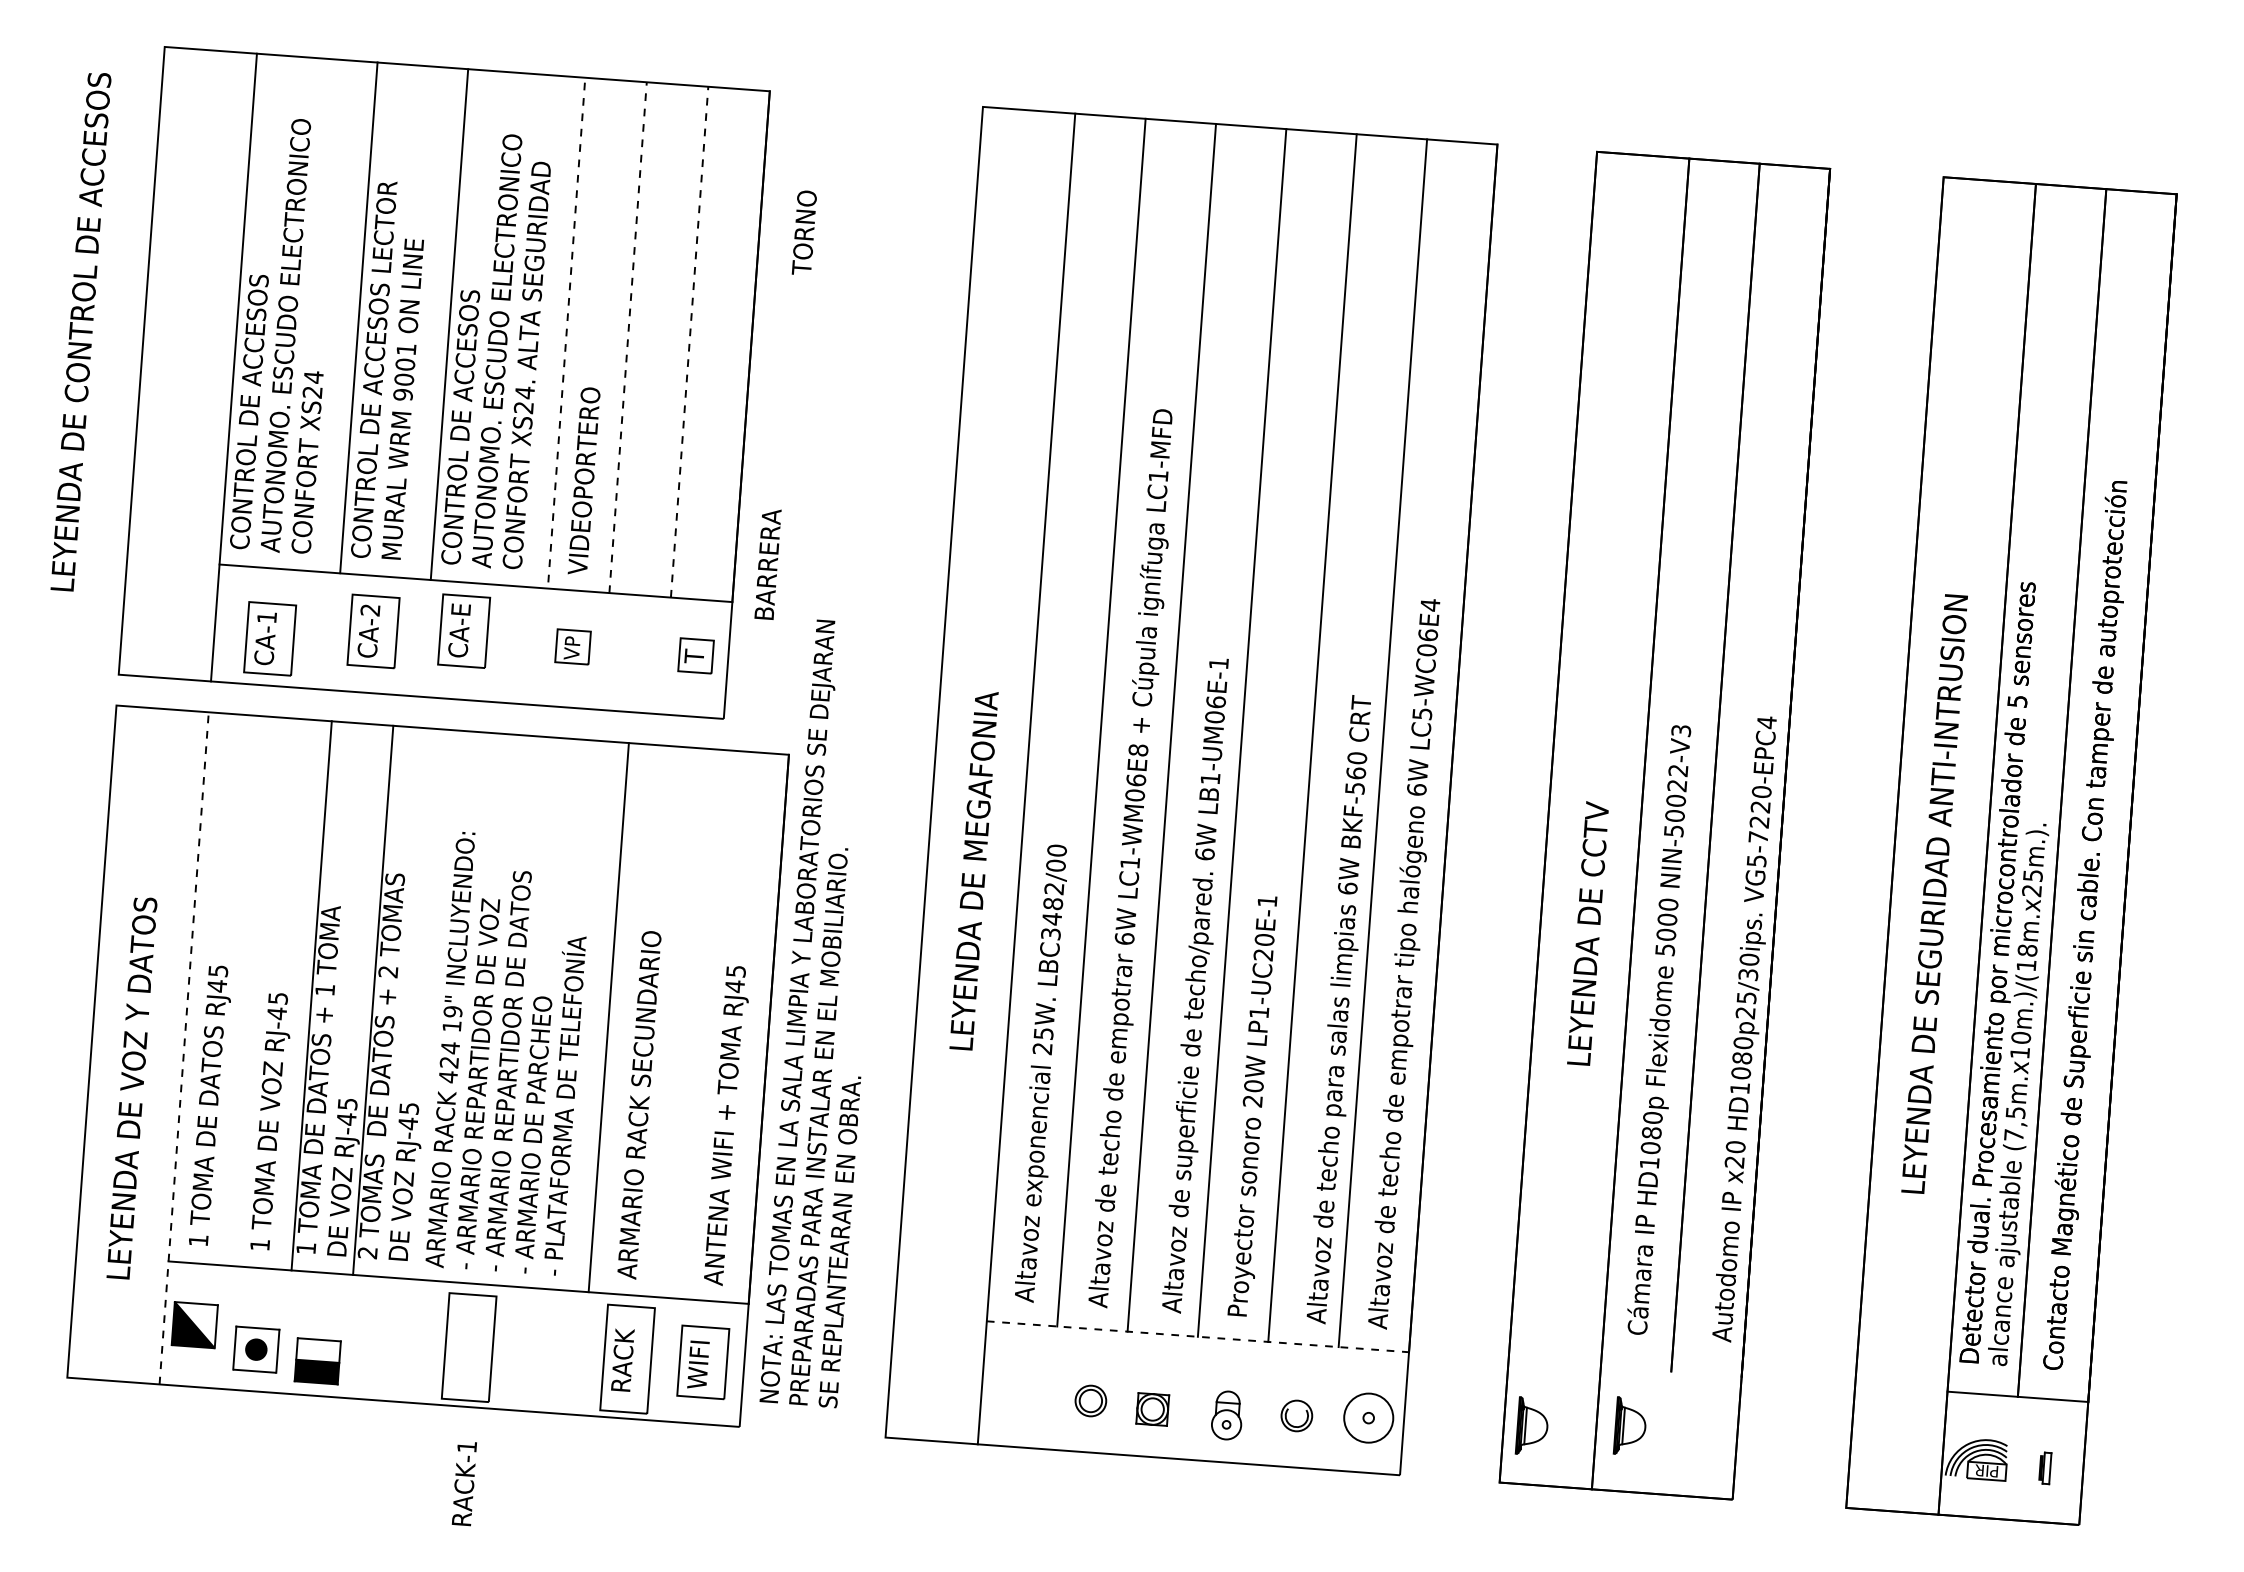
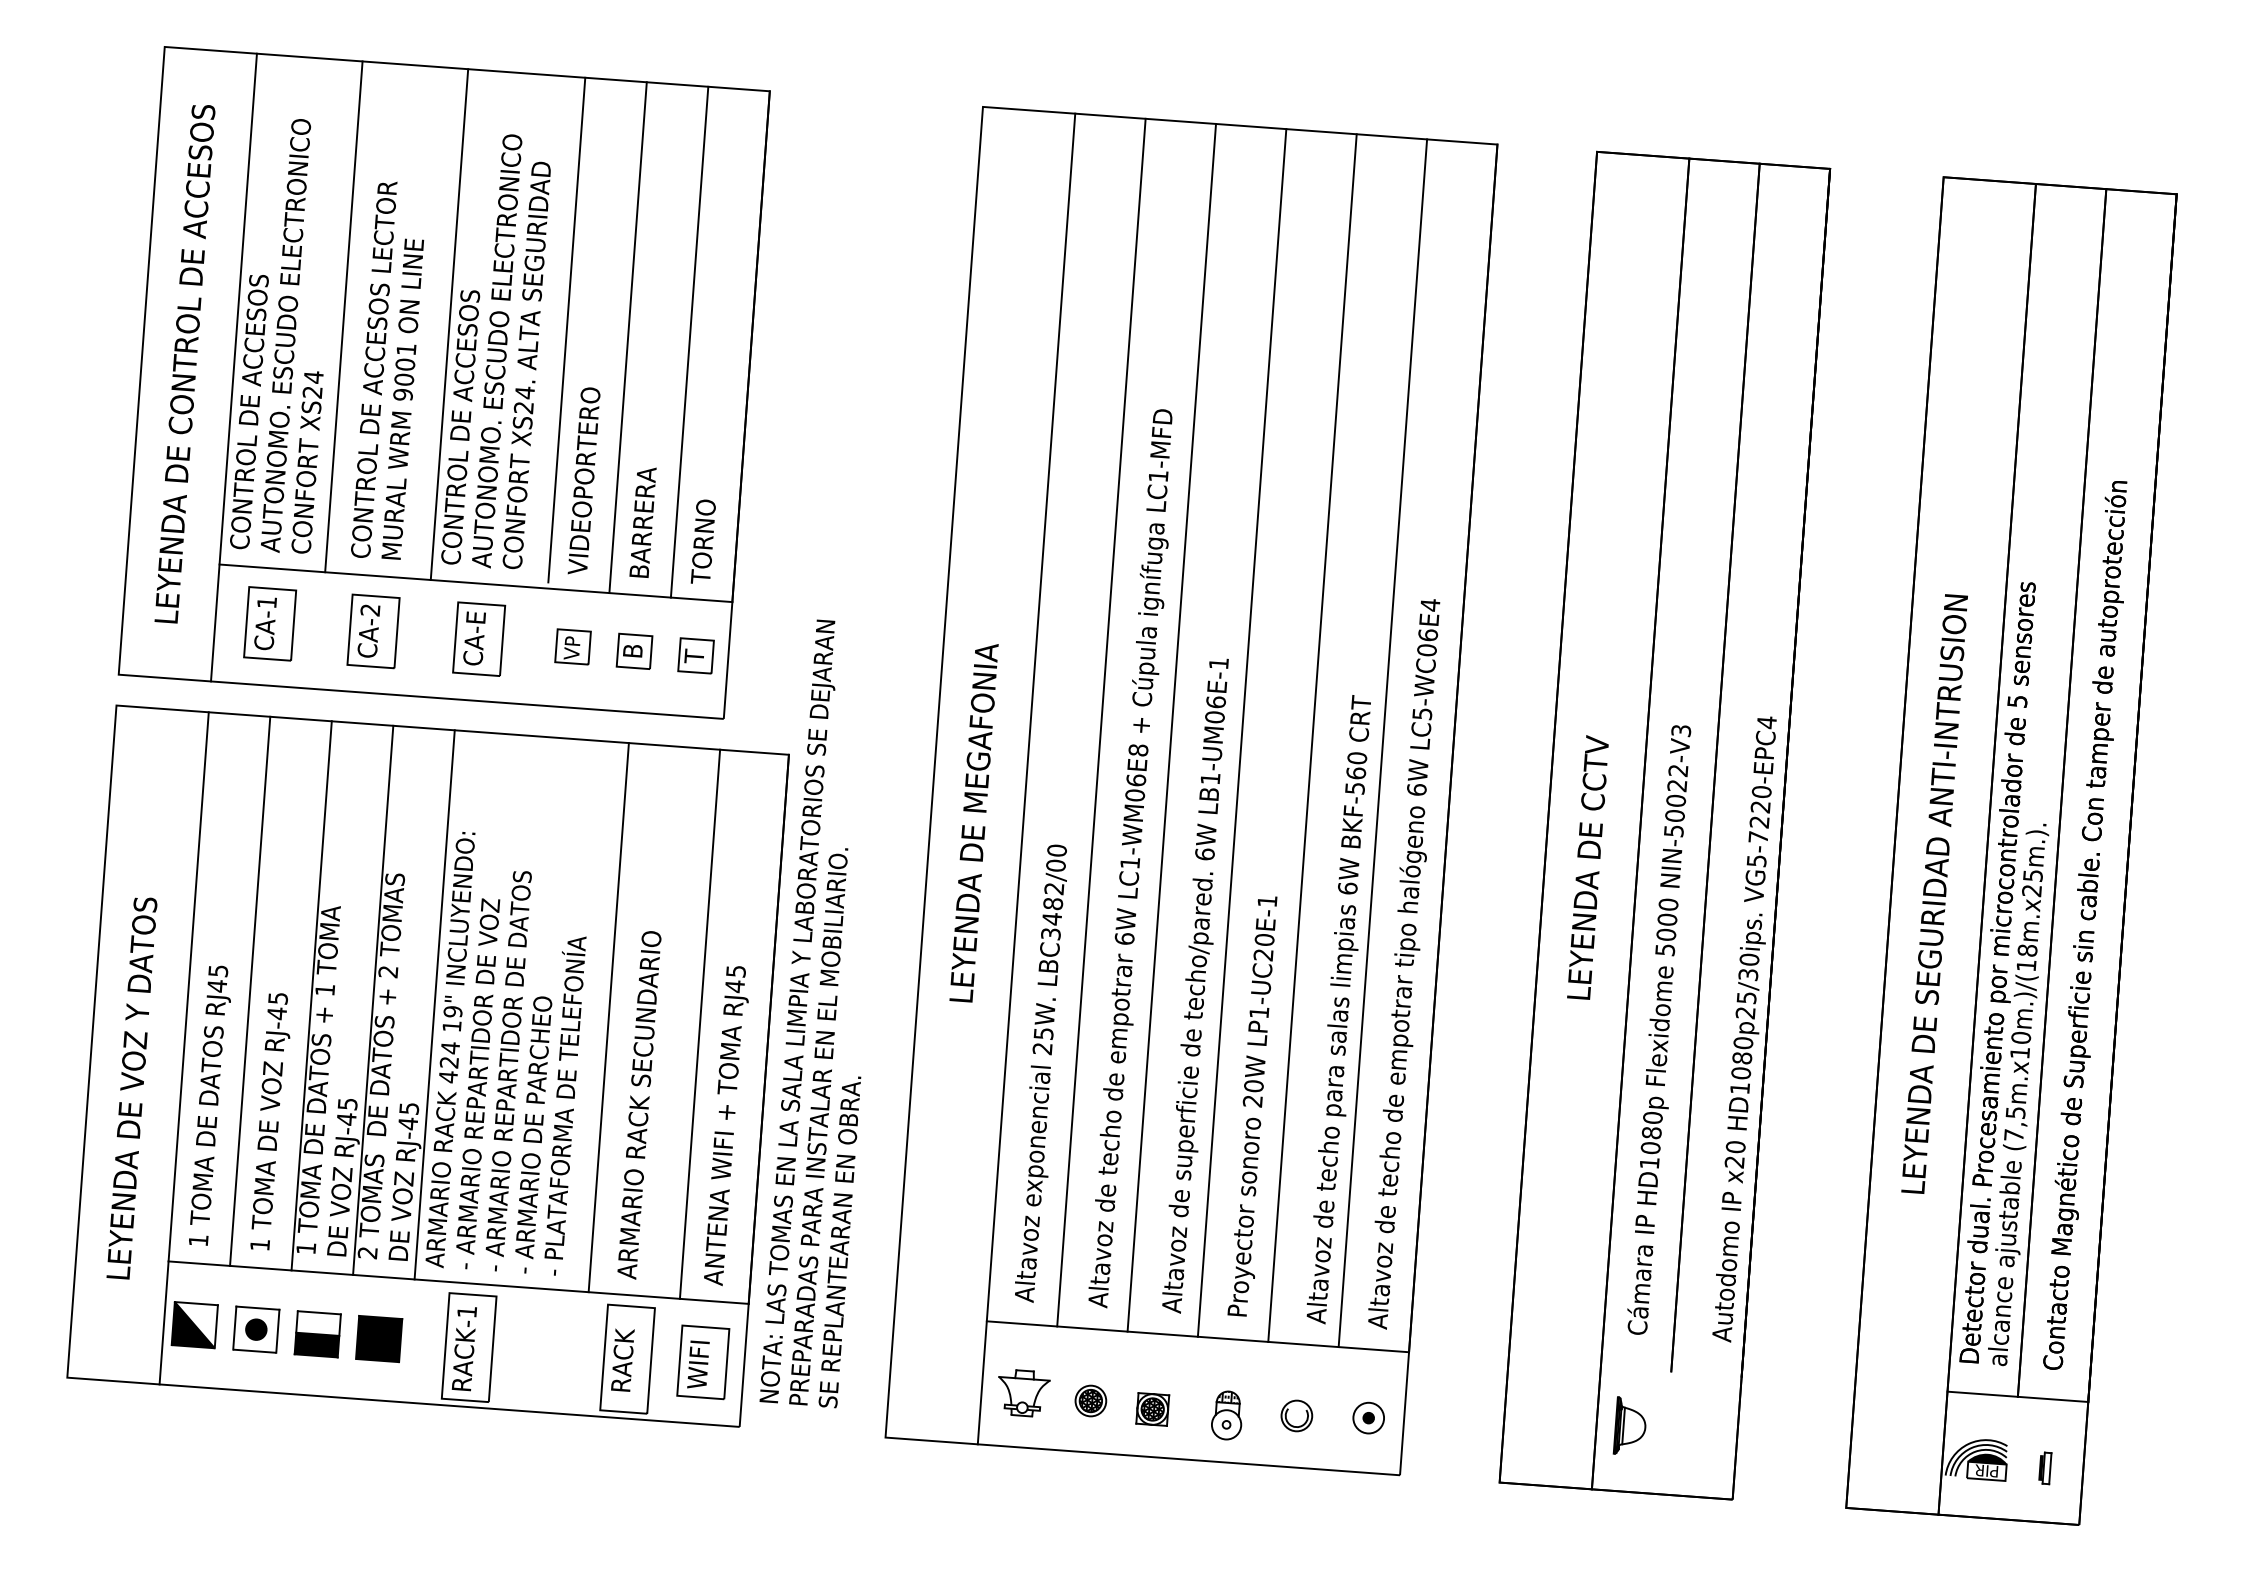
text position: (803, 232) -> (702, 541) (702, 541)
line position: (358, 317) -> (343, 316) (343, 316)
line: dashed -> solid (566, 330)
text position: (80, 332) -> (184, 364) (184, 364)
line: dashed -> solid (628, 337)
line: dashed -> solid (689, 341)
text position: (767, 564) -> (642, 522) (642, 522)
part position: (464, 630) -> (479, 638) (479, 638)
part position: (270, 638) -> (270, 623) (270, 623)
part: none -> present (634, 650)
text position: (973, 871) -> (973, 823) (973, 823)
text position: (1587, 933) -> (1587, 867) (1587, 867)
line: none -> present (250, 990)
line: none -> present (434, 1004)
line: none -> present (699, 1023)
line: dashed -> solid (184, 1048)
line: dashed -> solid (1197, 1336)
part: none -> present (379, 1339)
part position: (256, 1349) -> (256, 1329) (256, 1329)
part position: (317, 1361) -> (317, 1334) (317, 1334)
part: none -> present (1024, 1393)
hatch: none -> present (1228, 1397)
hatch: none -> present (1090, 1400)
hatch: none -> present (1152, 1409)
circle diameter: 49 px -> 31 px (1368, 1417)
fill: none -> present (1368, 1417)
part: present -> none (1531, 1425)
fill: none -> present (1987, 1459)
text position: (463, 1484) -> (463, 1349) (463, 1349)
